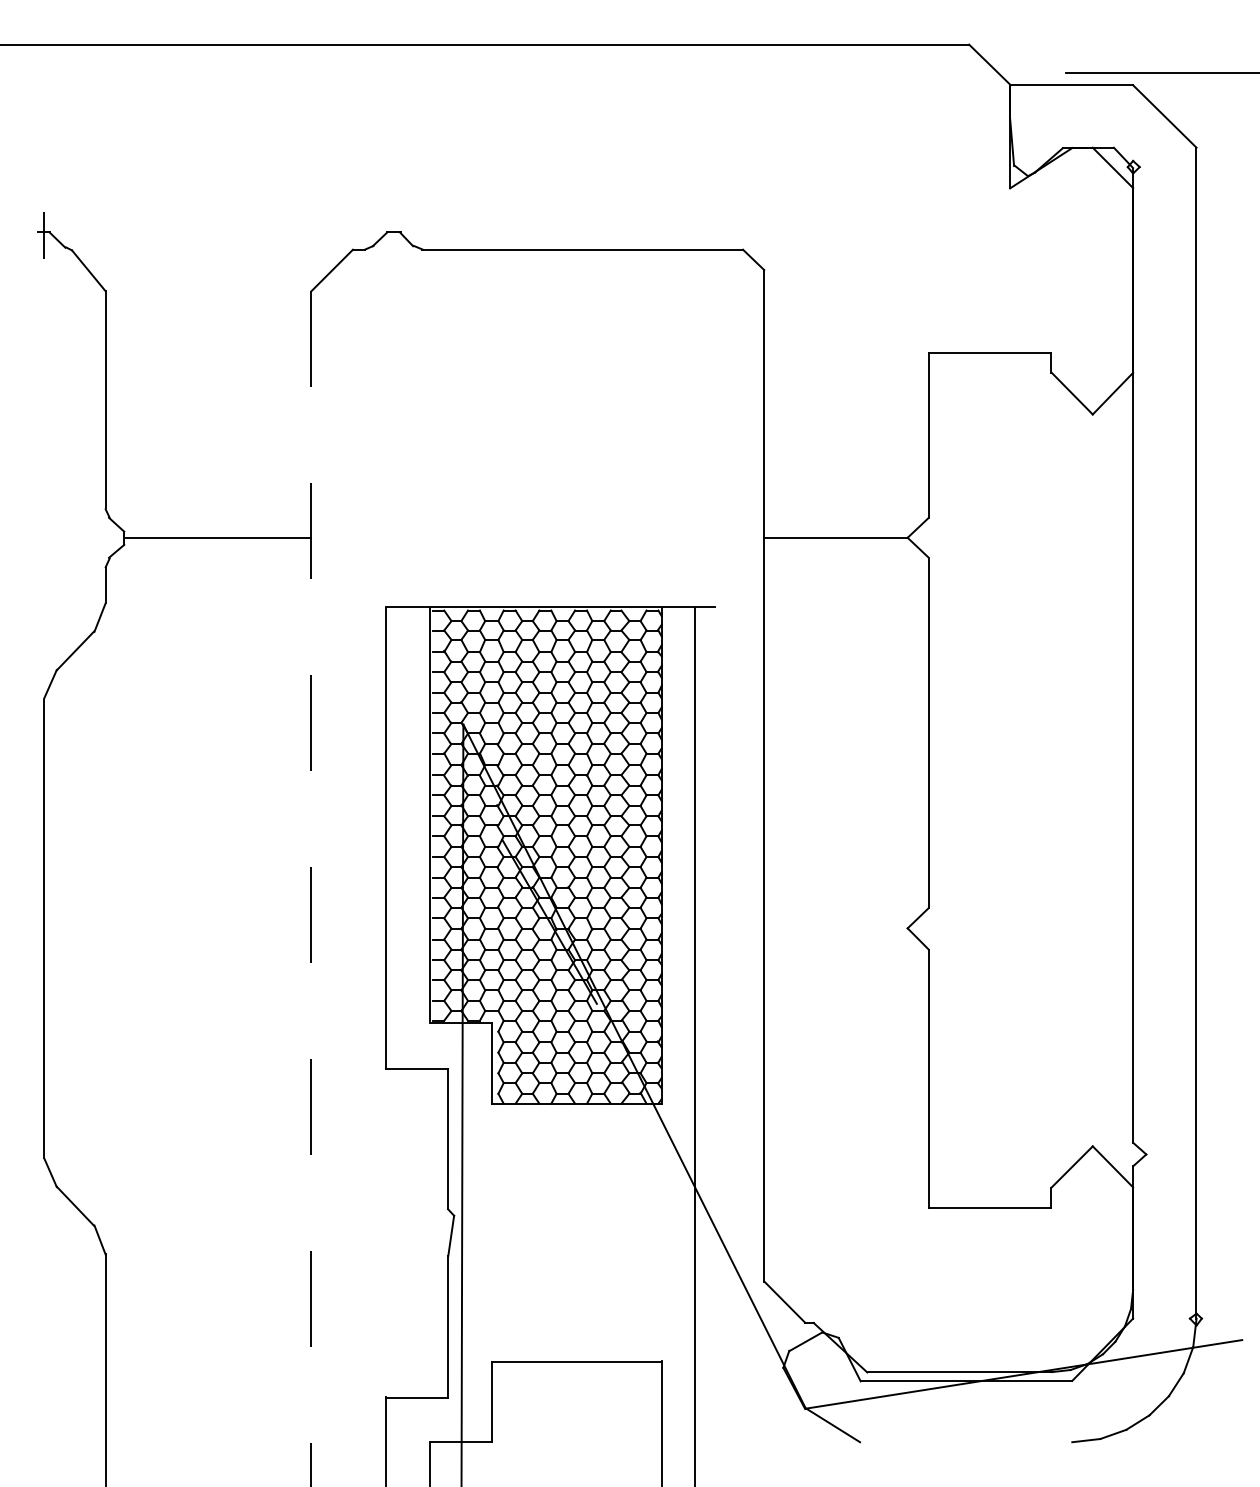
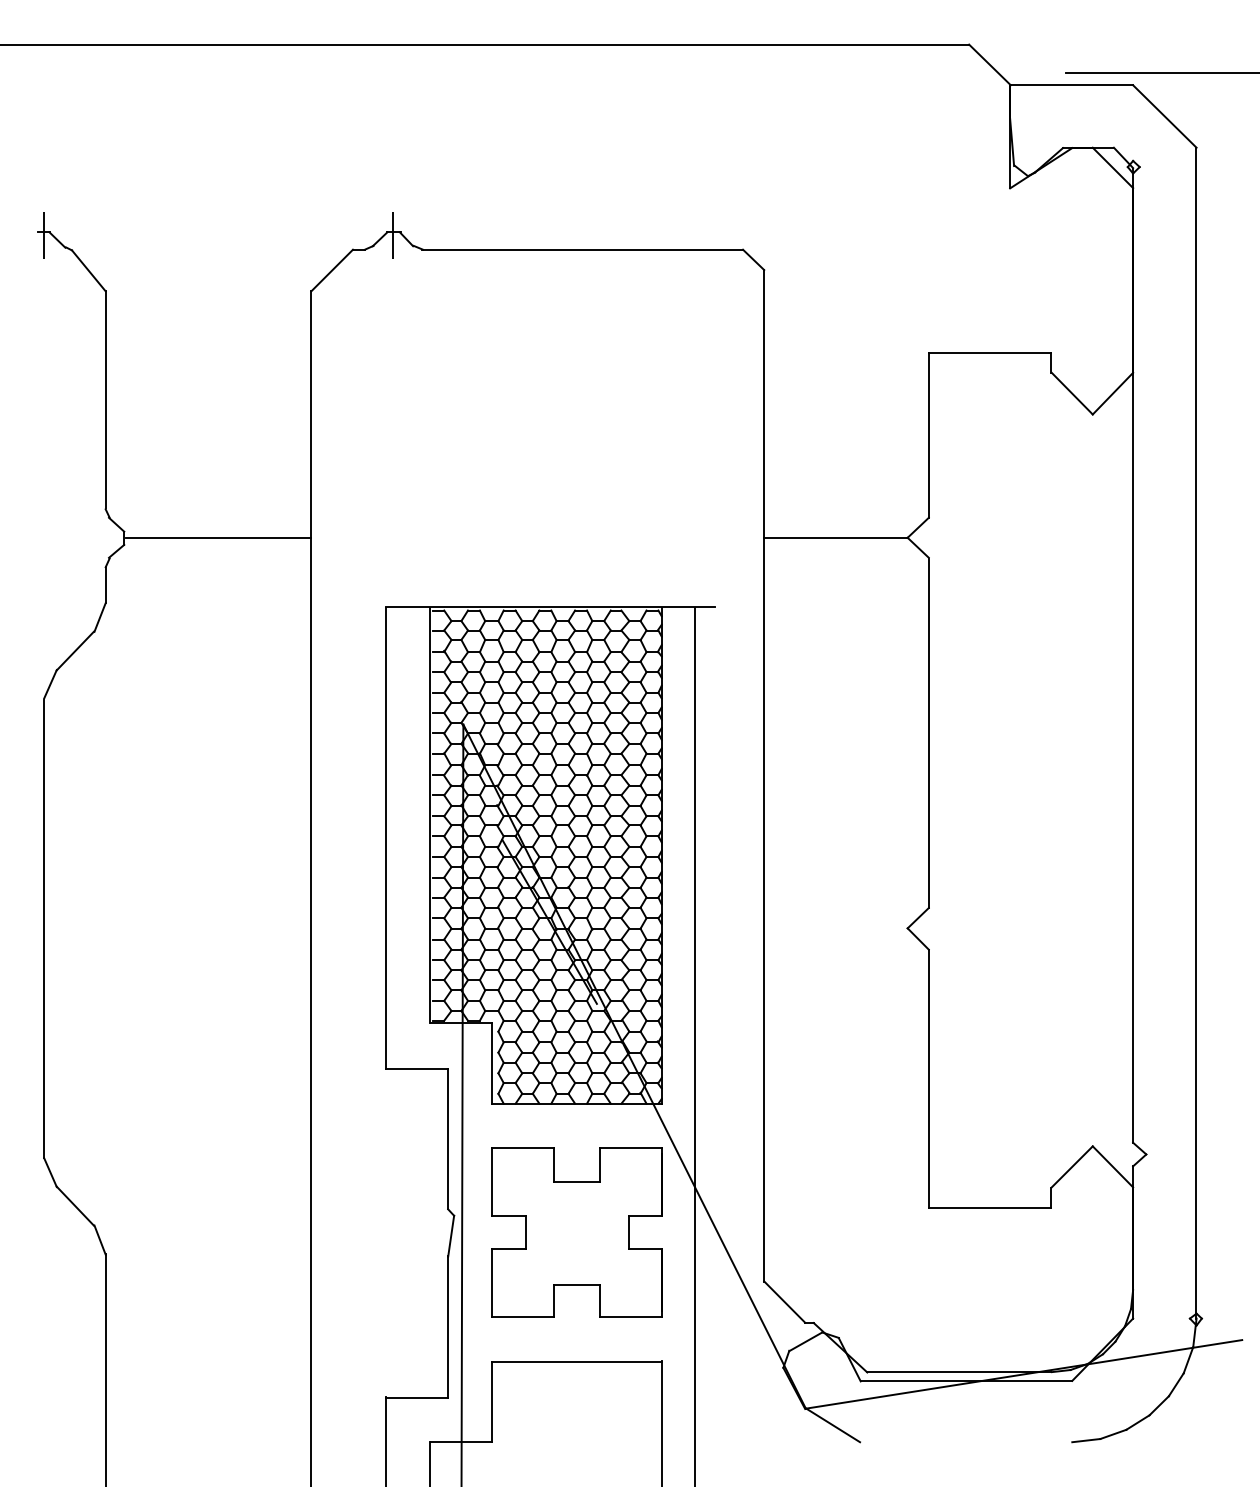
line: none -> present (393, 235)
line: dashed -> solid (311, 889)
part: none -> present (576, 1232)
